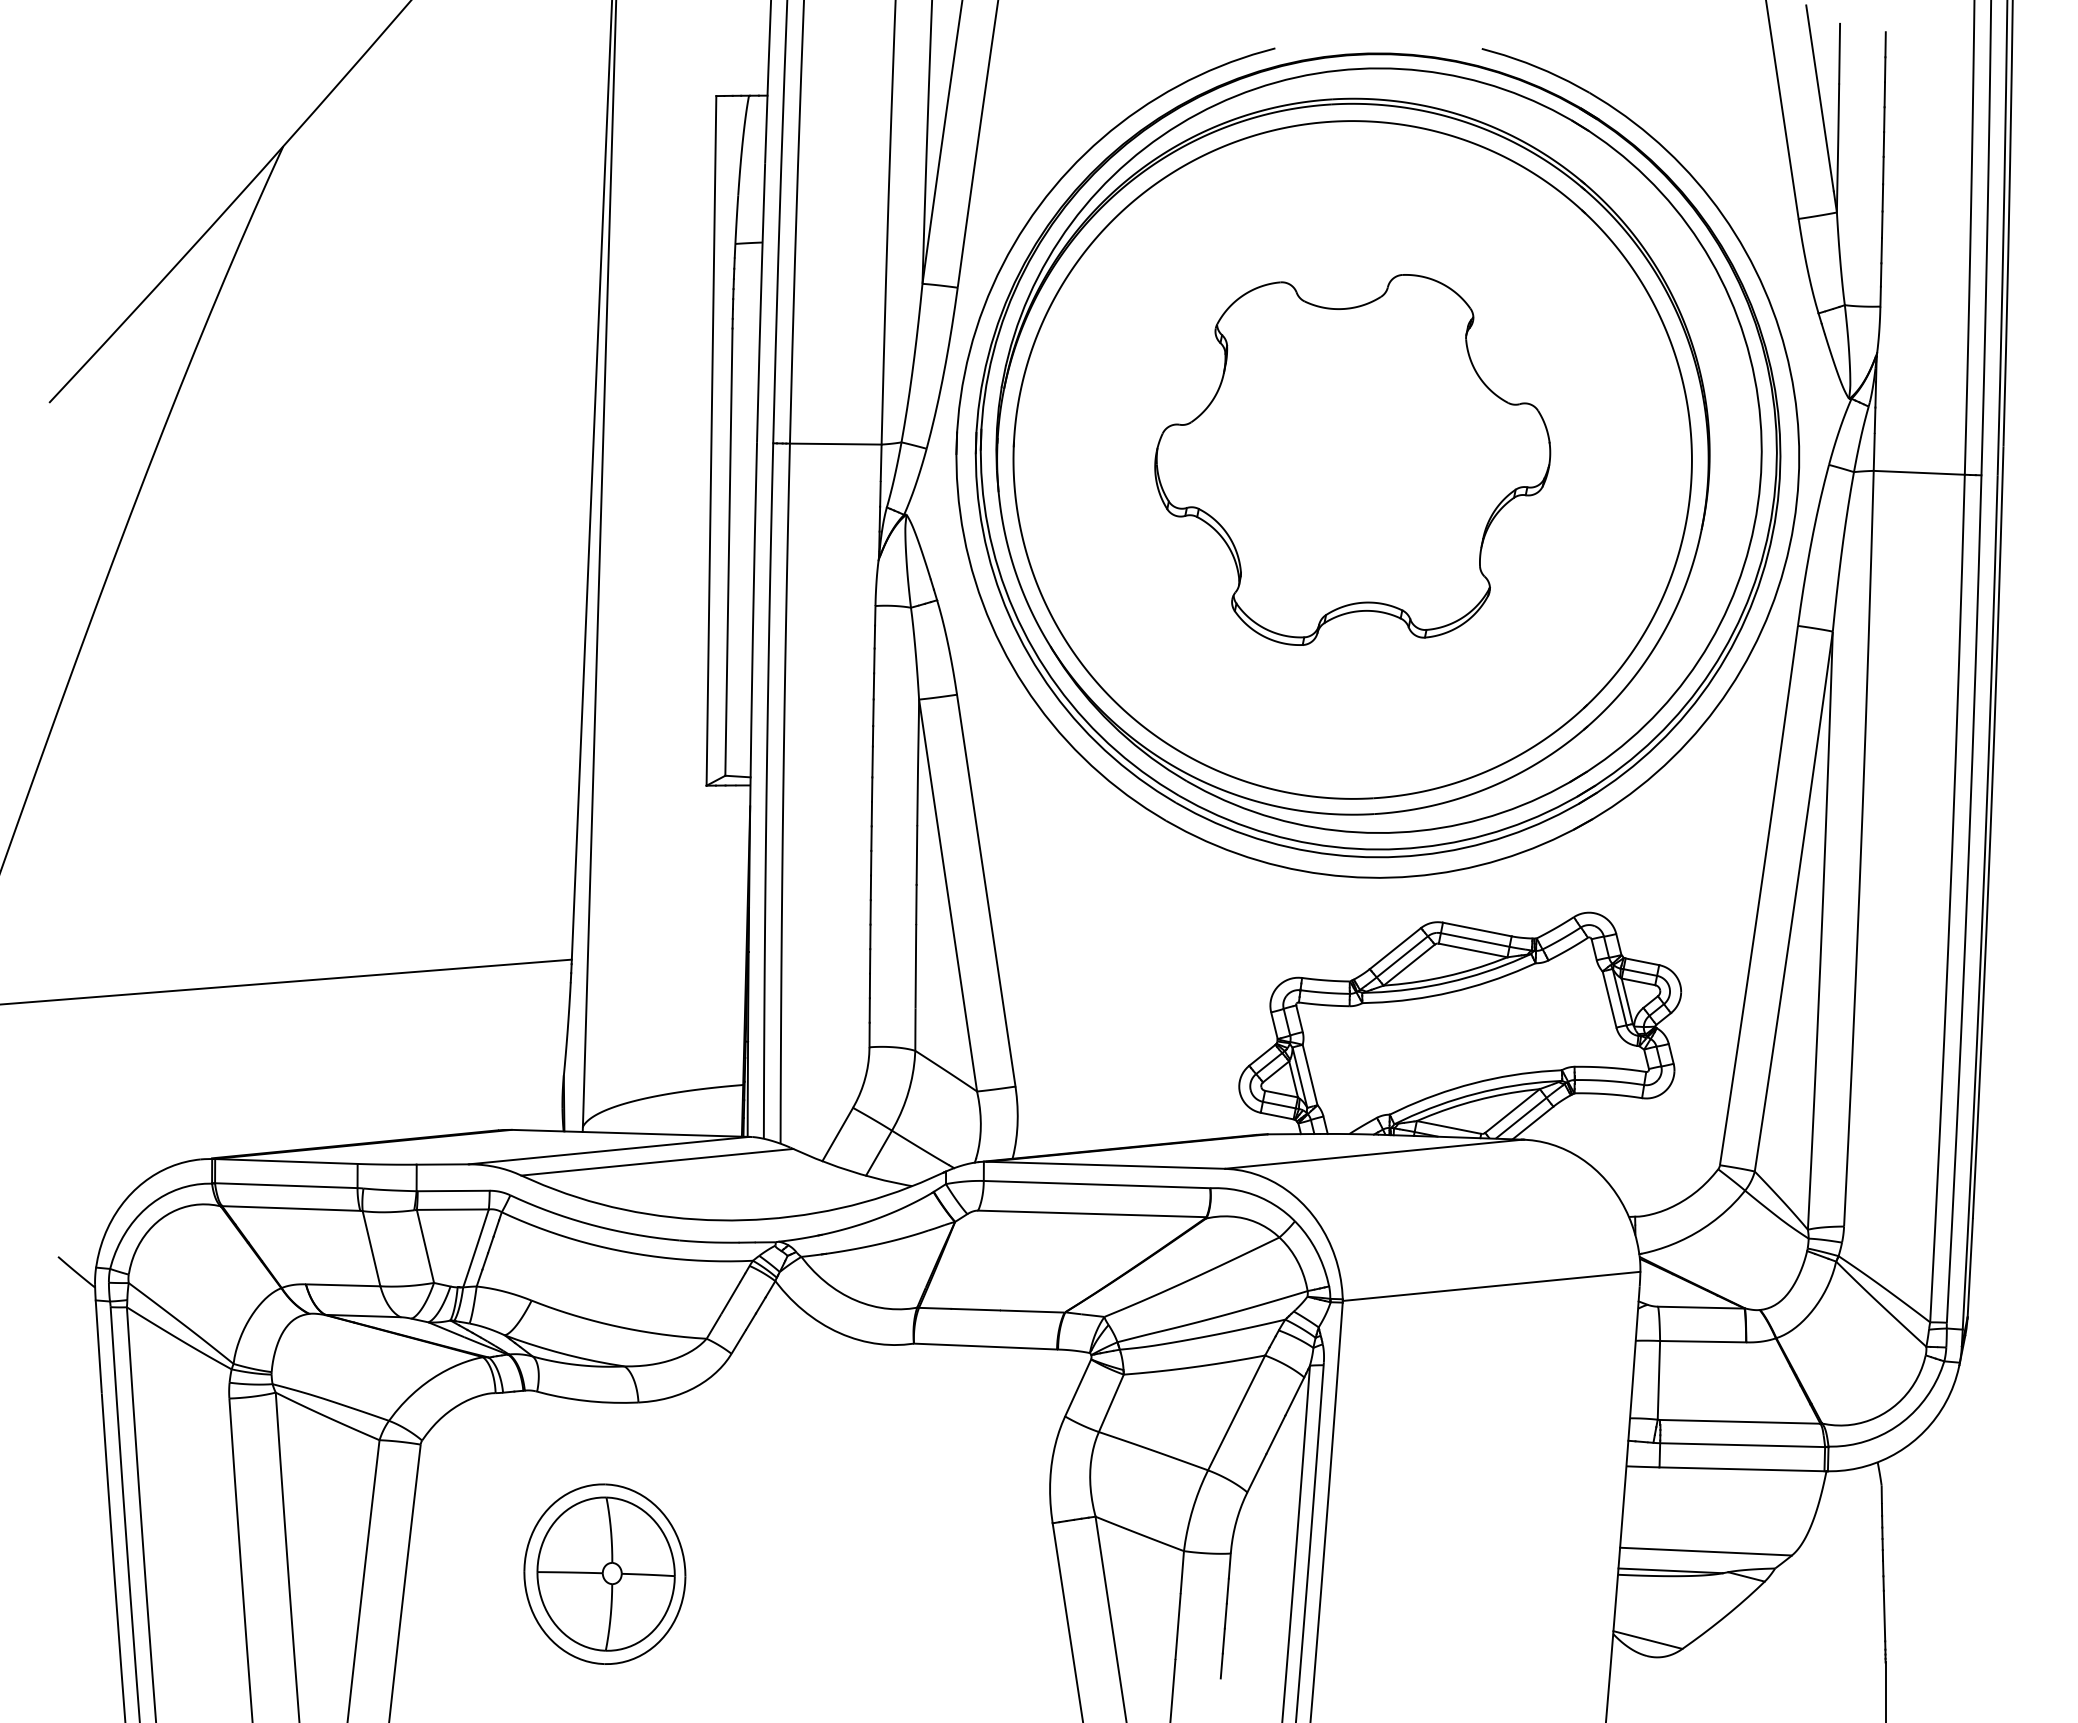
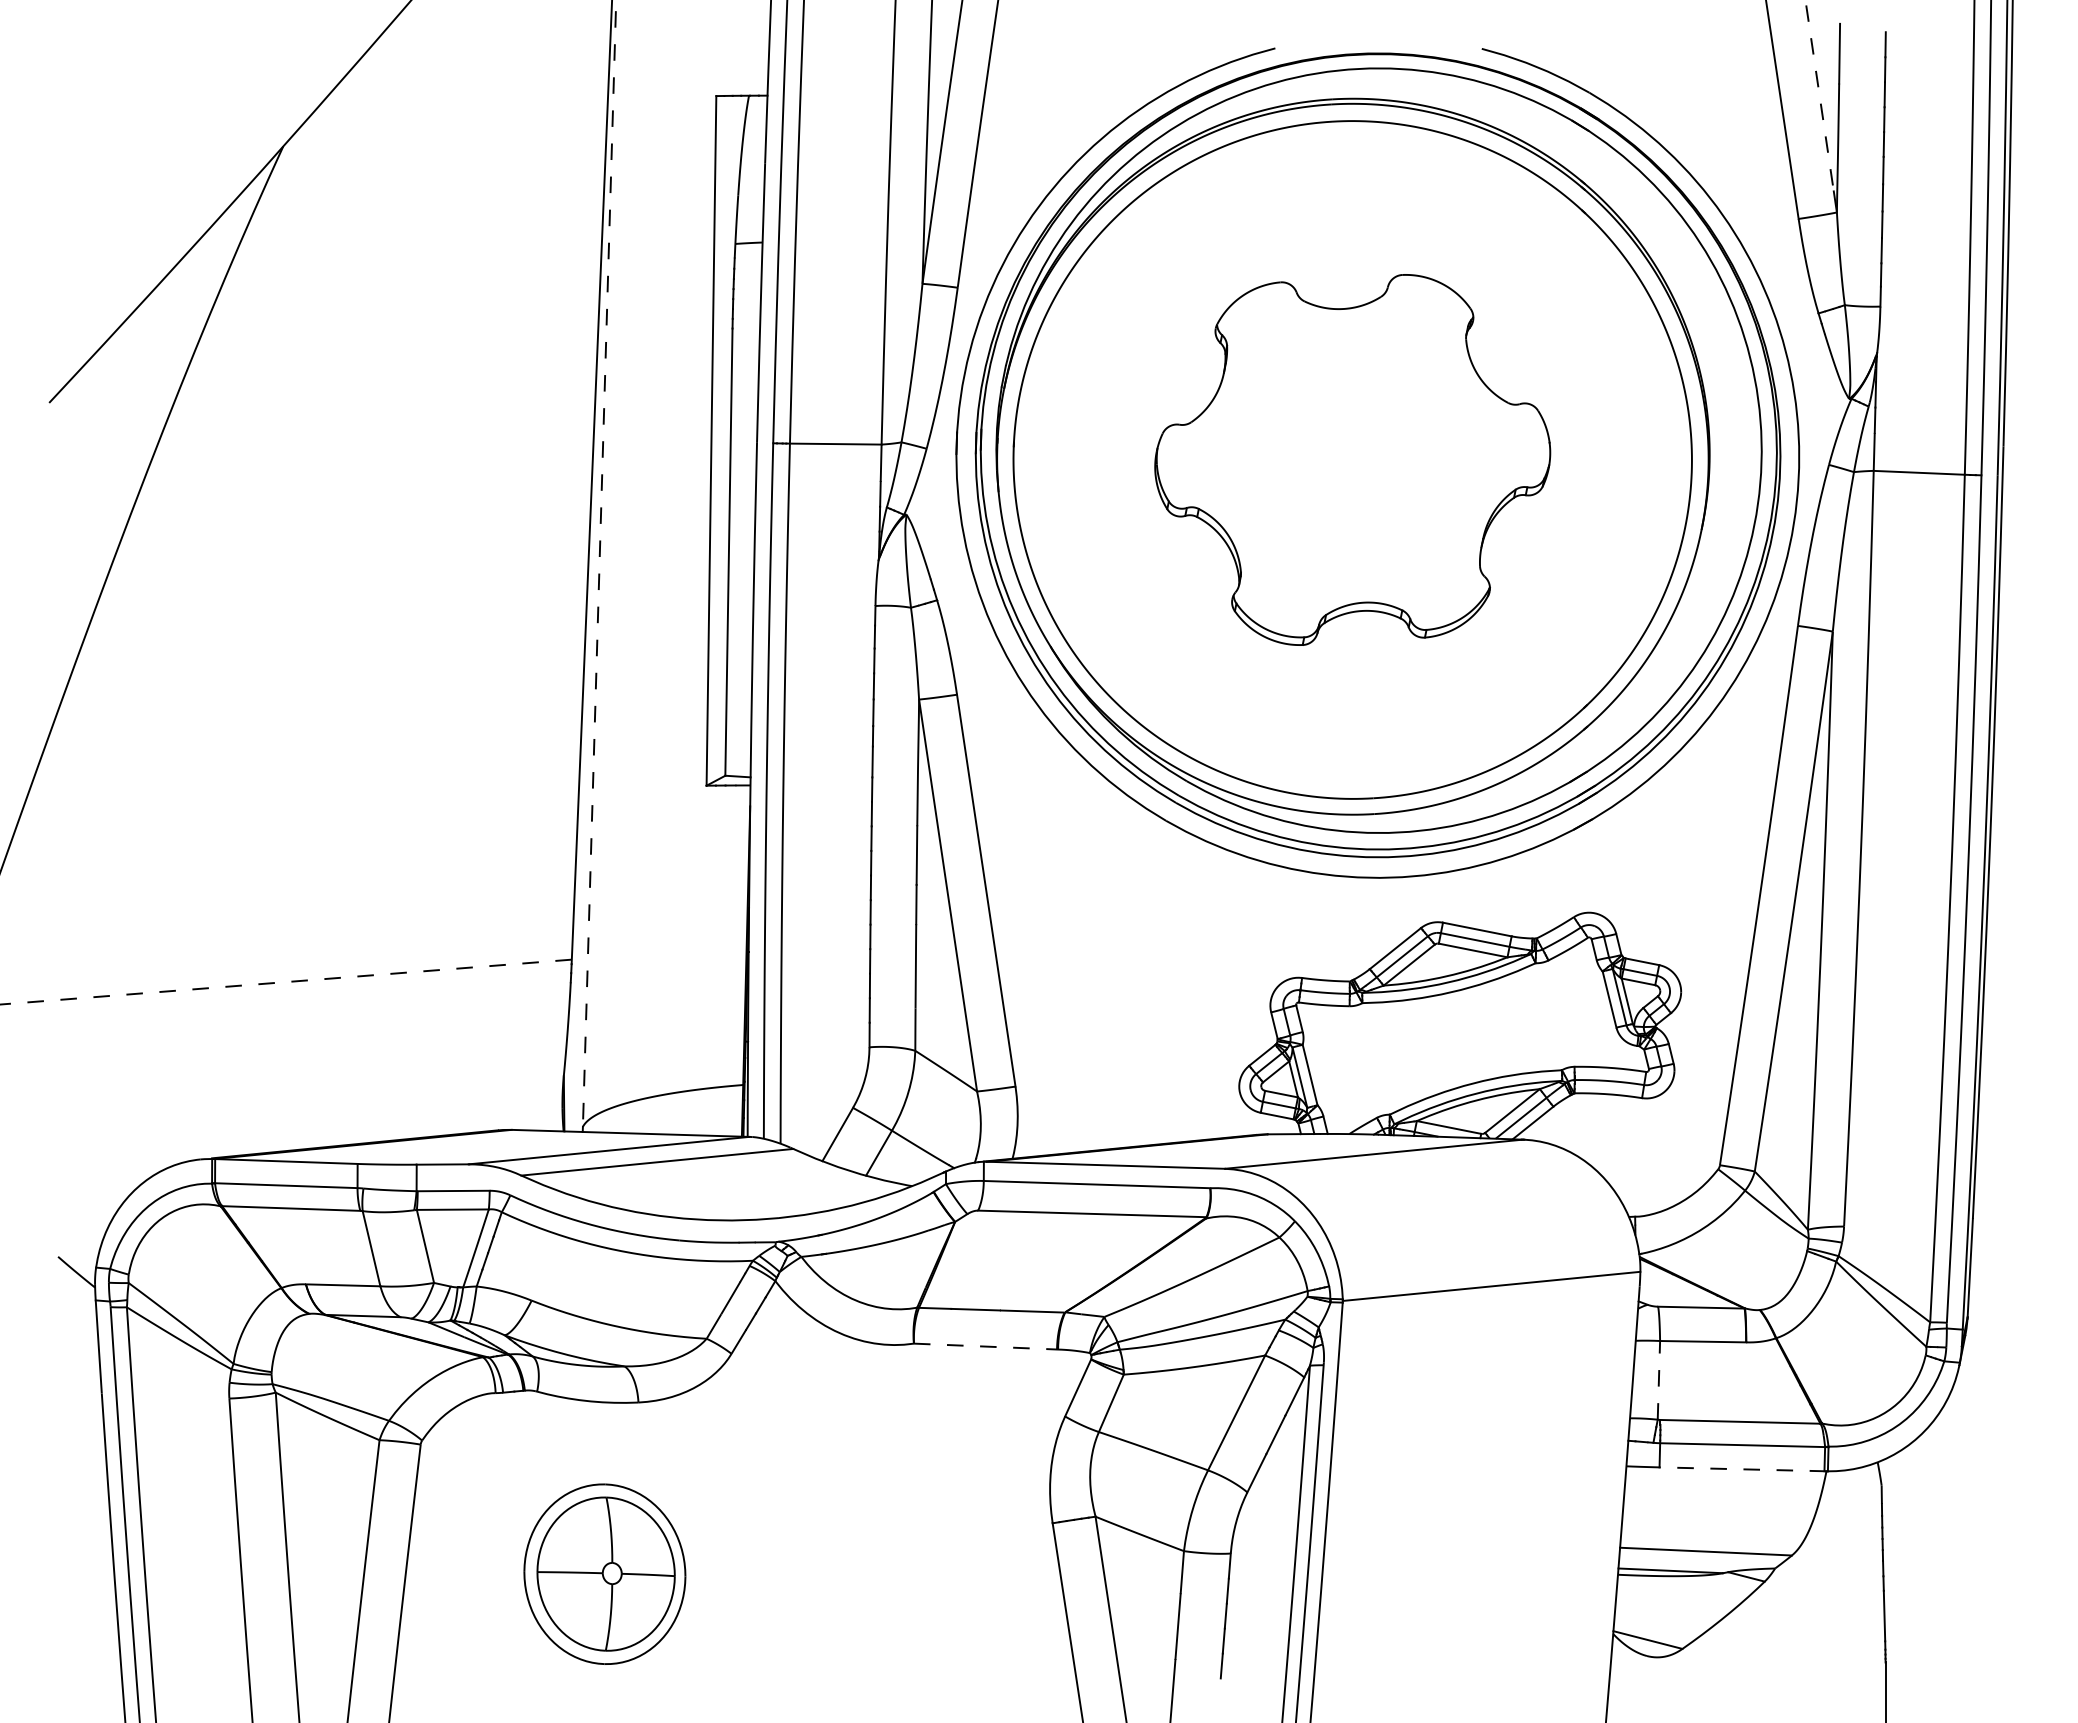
line: solid -> dashed (1820, 98)
line: solid -> dashed (599, 564)
line: solid -> dashed (286, 982)
line: solid -> dashed (985, 1346)
line: solid -> dashed (1658, 1379)
line: solid -> dashed (1742, 1469)
